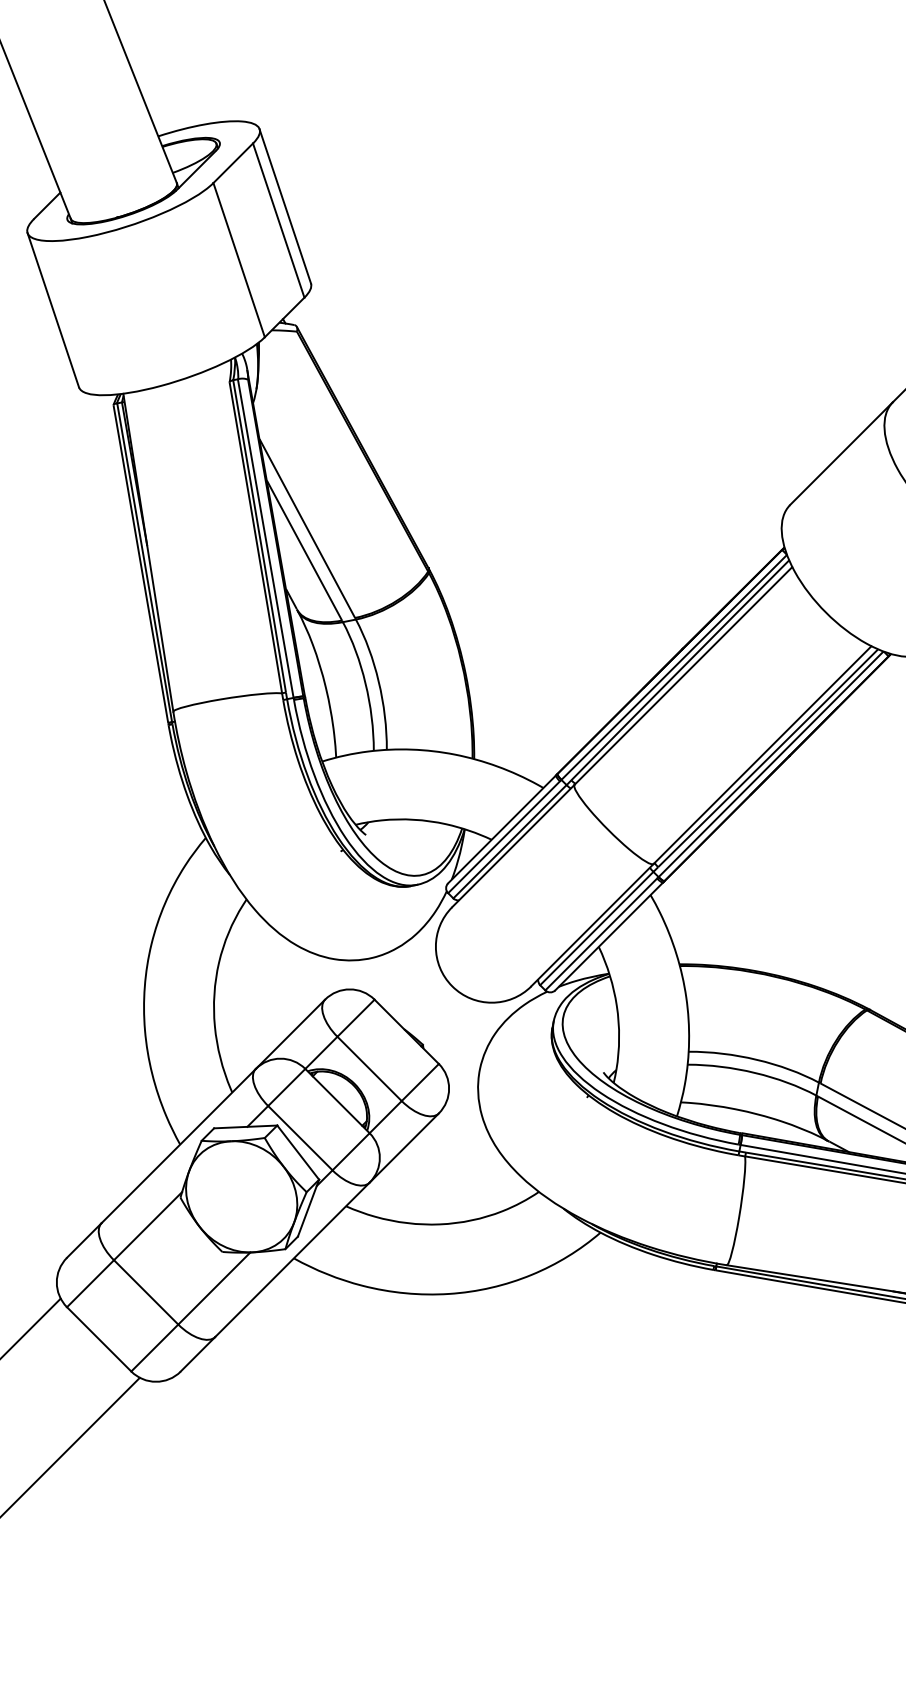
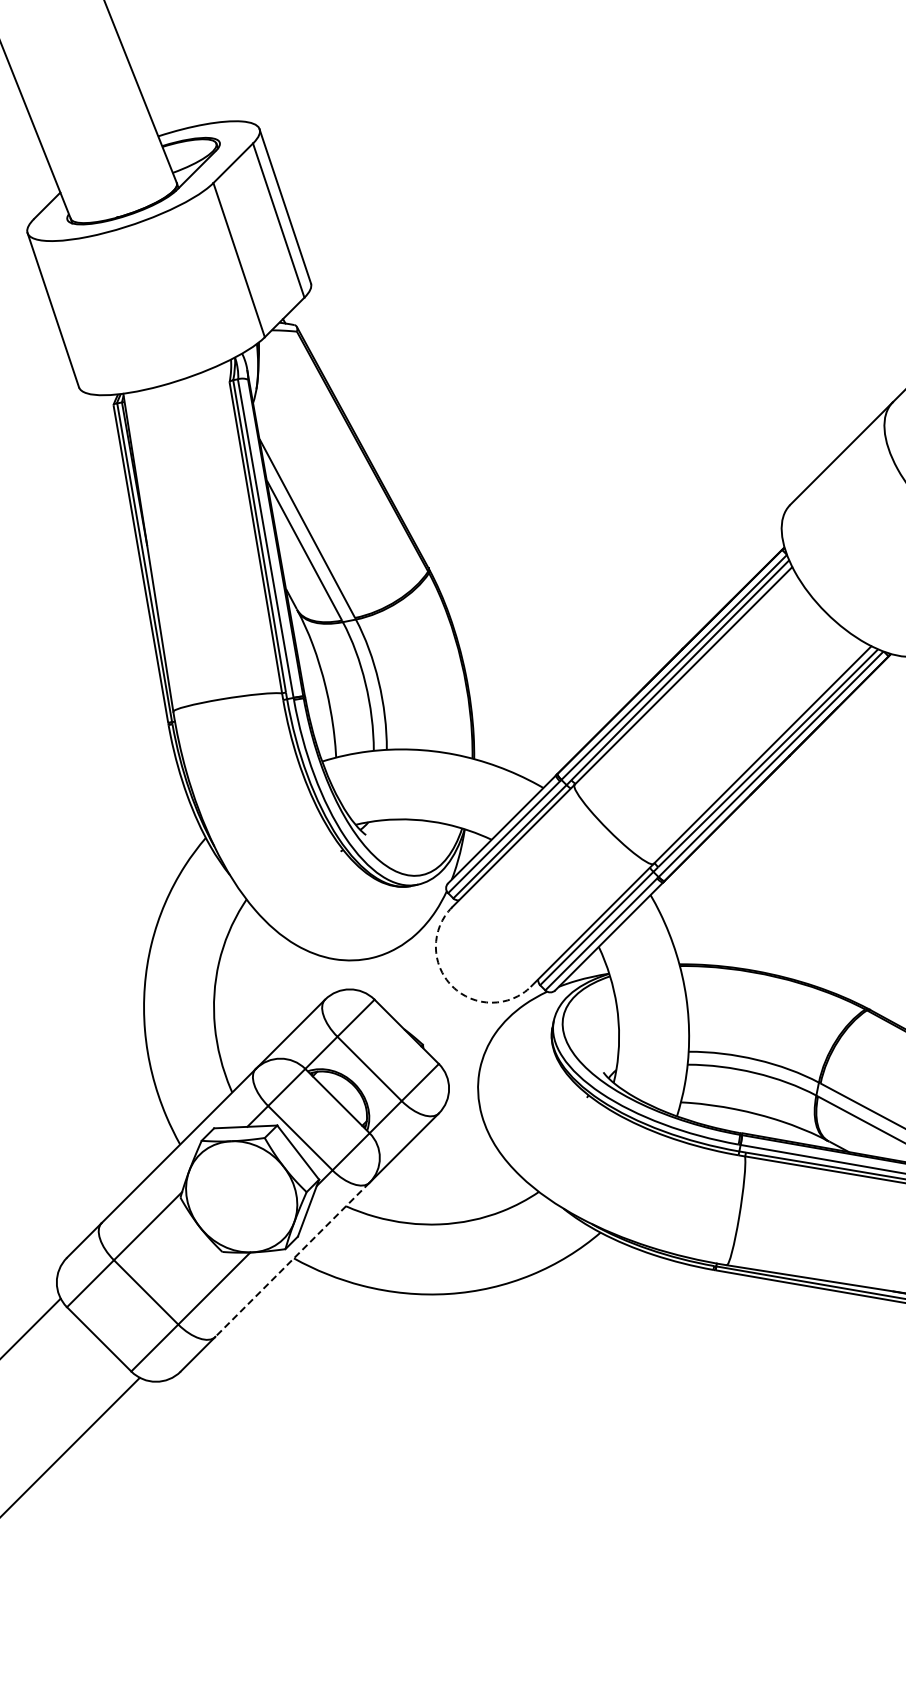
arc: solid -> dashed (452, 986)
line: solid -> dashed (292, 1260)
